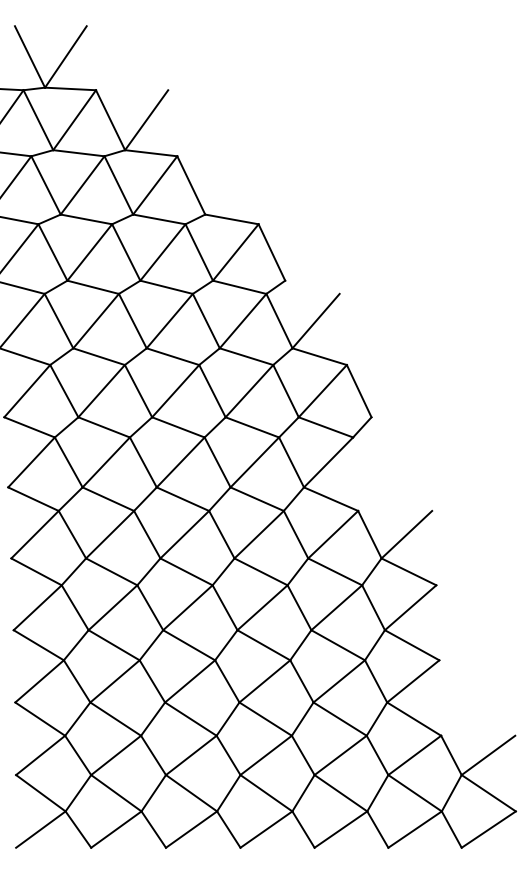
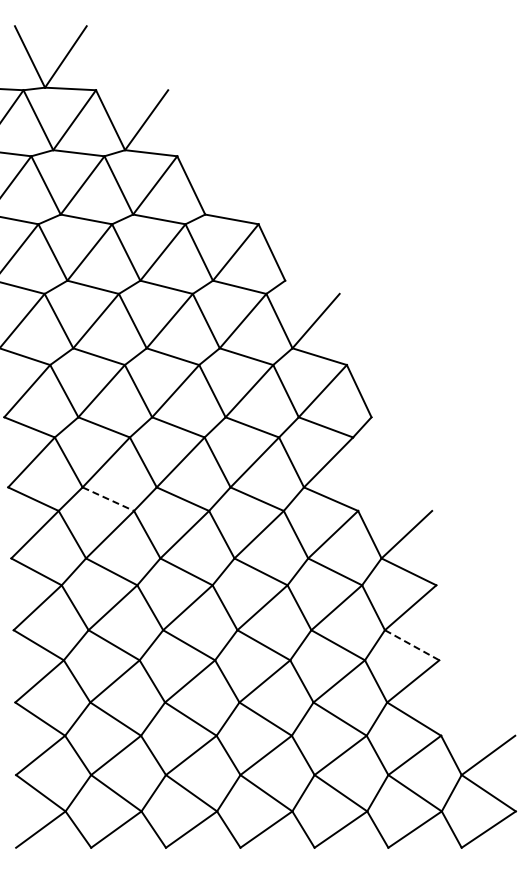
line: solid -> dashed (108, 499)
line: solid -> dashed (412, 645)
